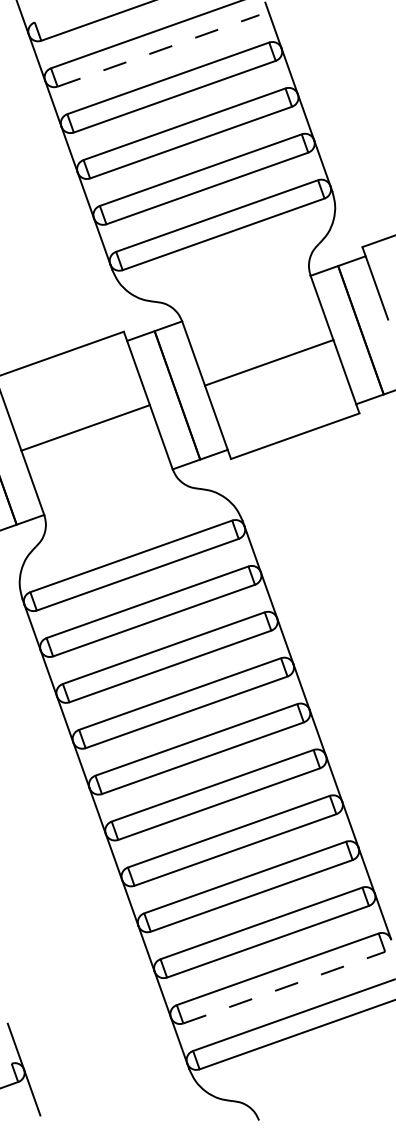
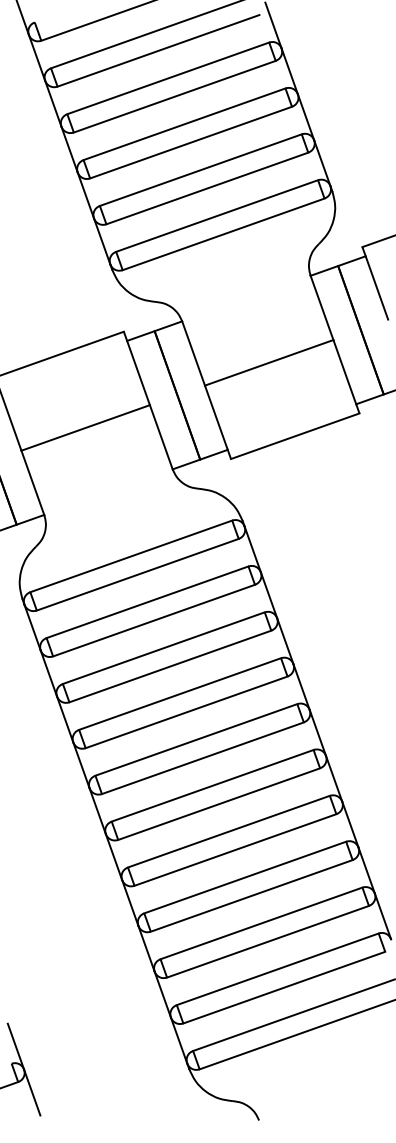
line: dashed -> solid (158, 50)
line: dashed -> solid (284, 987)
